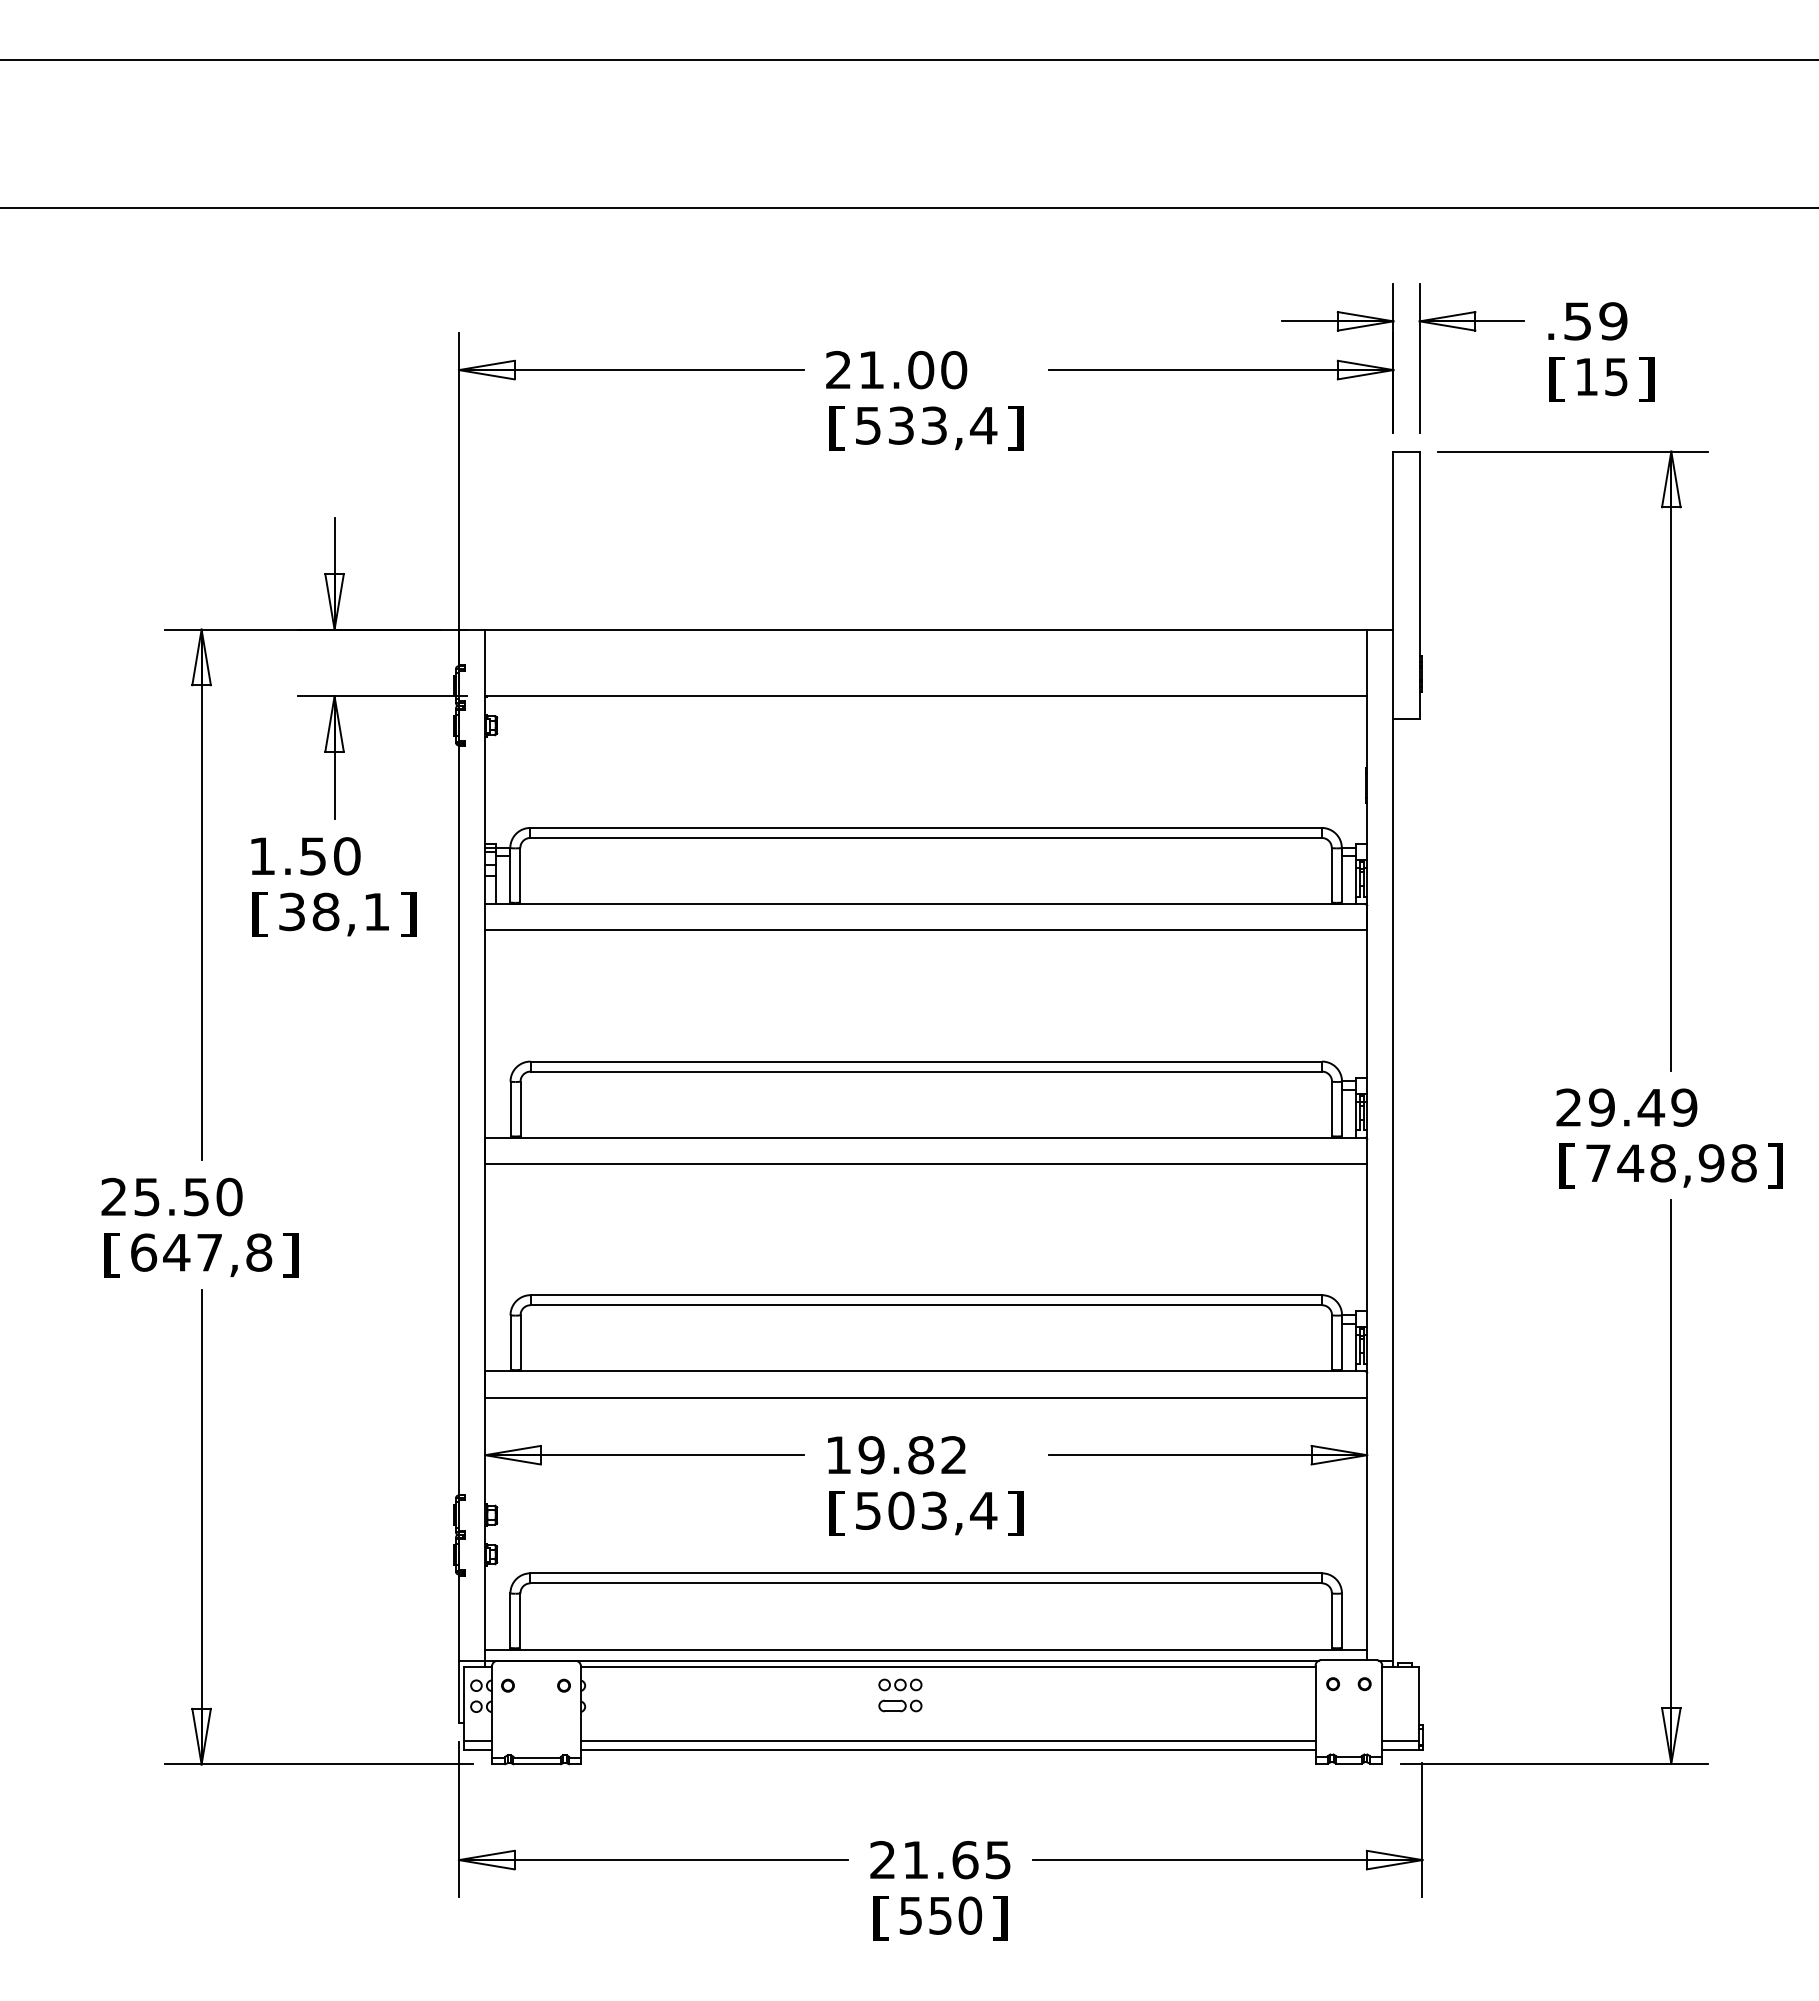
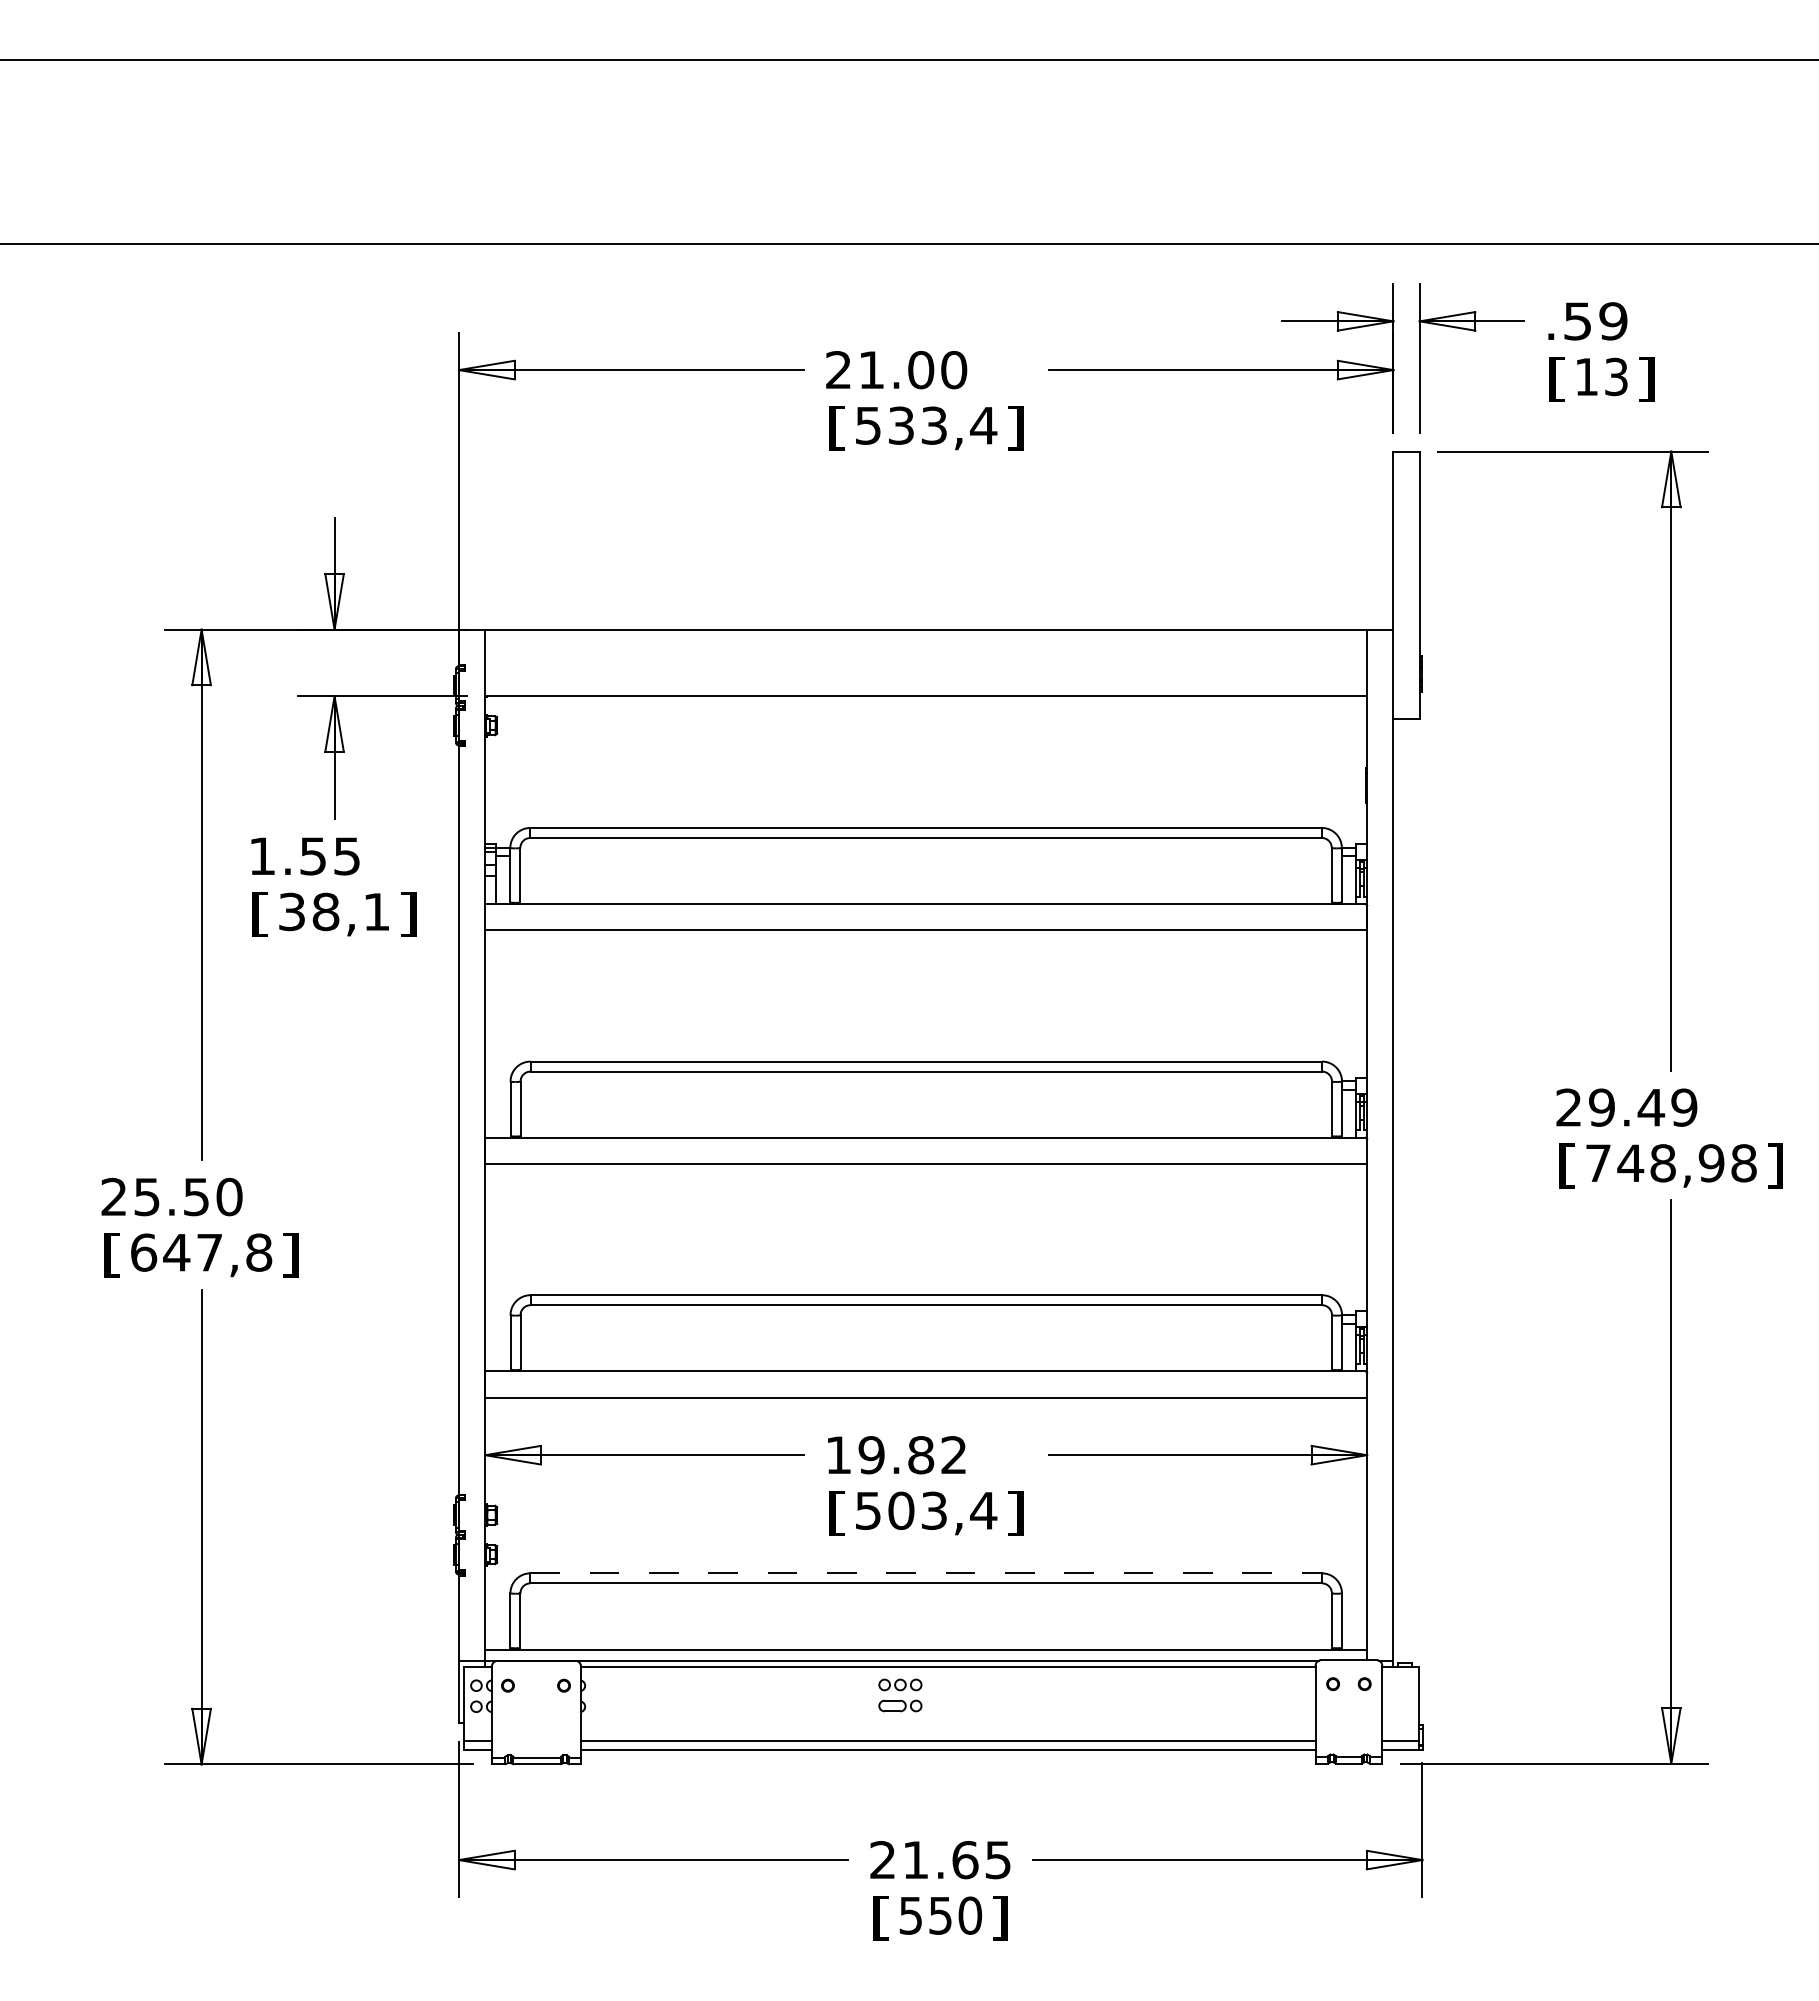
line position: (908, 208) -> (908, 244) (908, 244)
text: 15 -> 13 (1616, 376)
text: 1.50 -> 1.55 (346, 856)
line: solid -> dashed (926, 1573)
